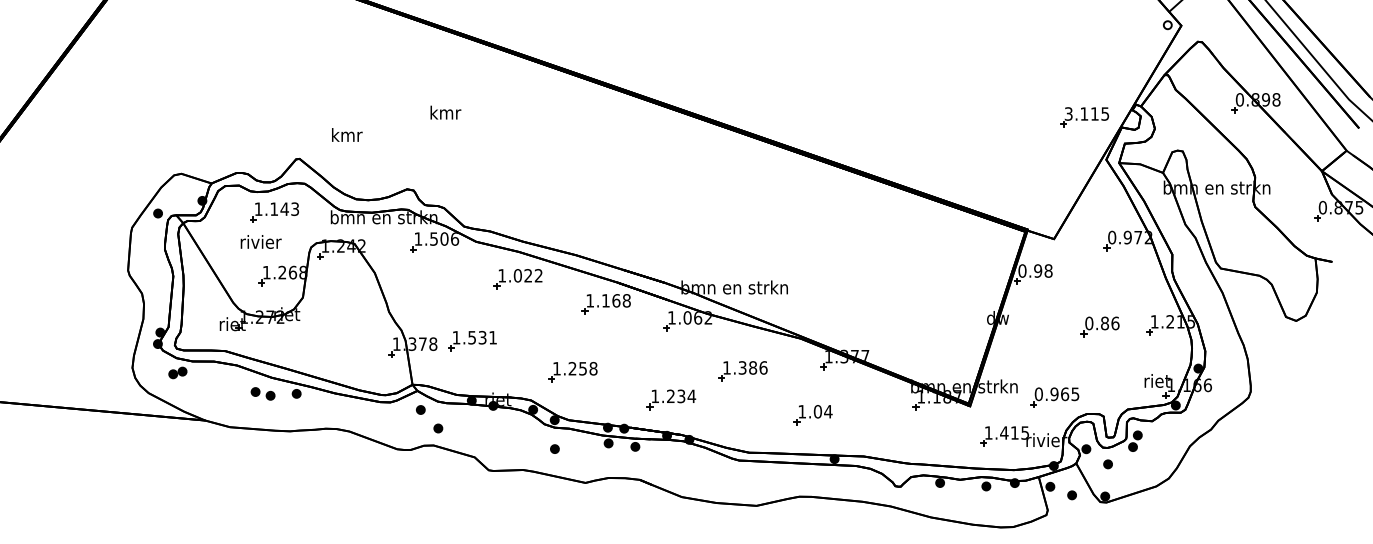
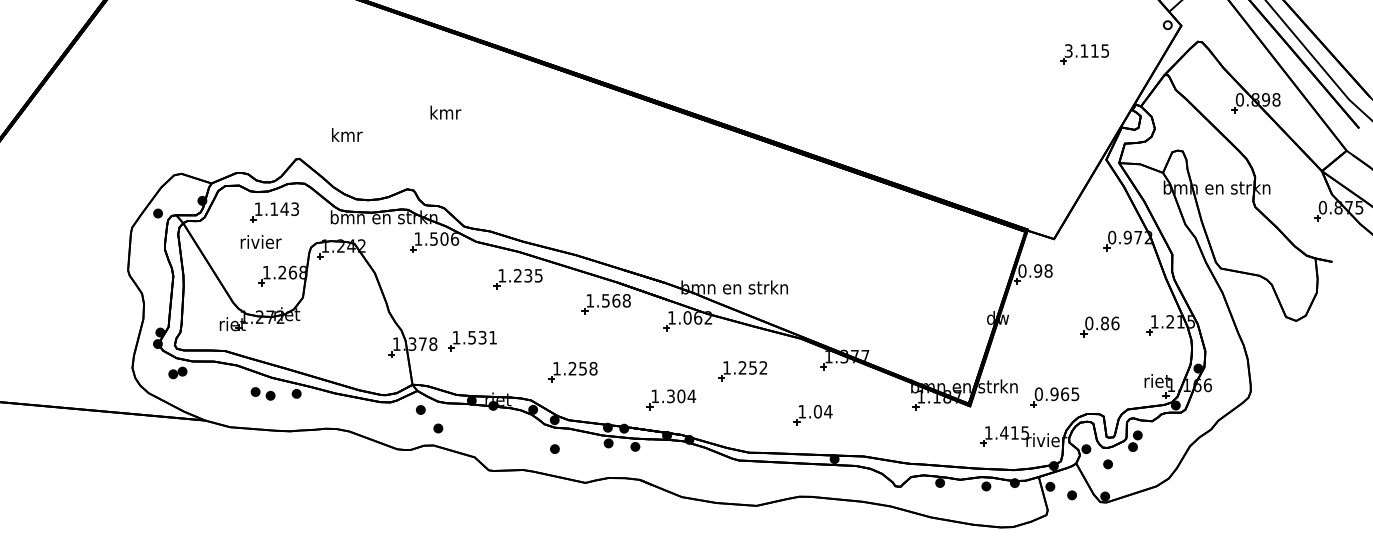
part position: (1084, 117) -> (1084, 54) (1084, 54)
text: 1.022 -> 1.235 (527, 275)
text: 1.168 -> 1.568 (605, 300)
text: 1.386 -> 1.252 (752, 367)
text: 1.234 -> 1.304 (676, 396)
